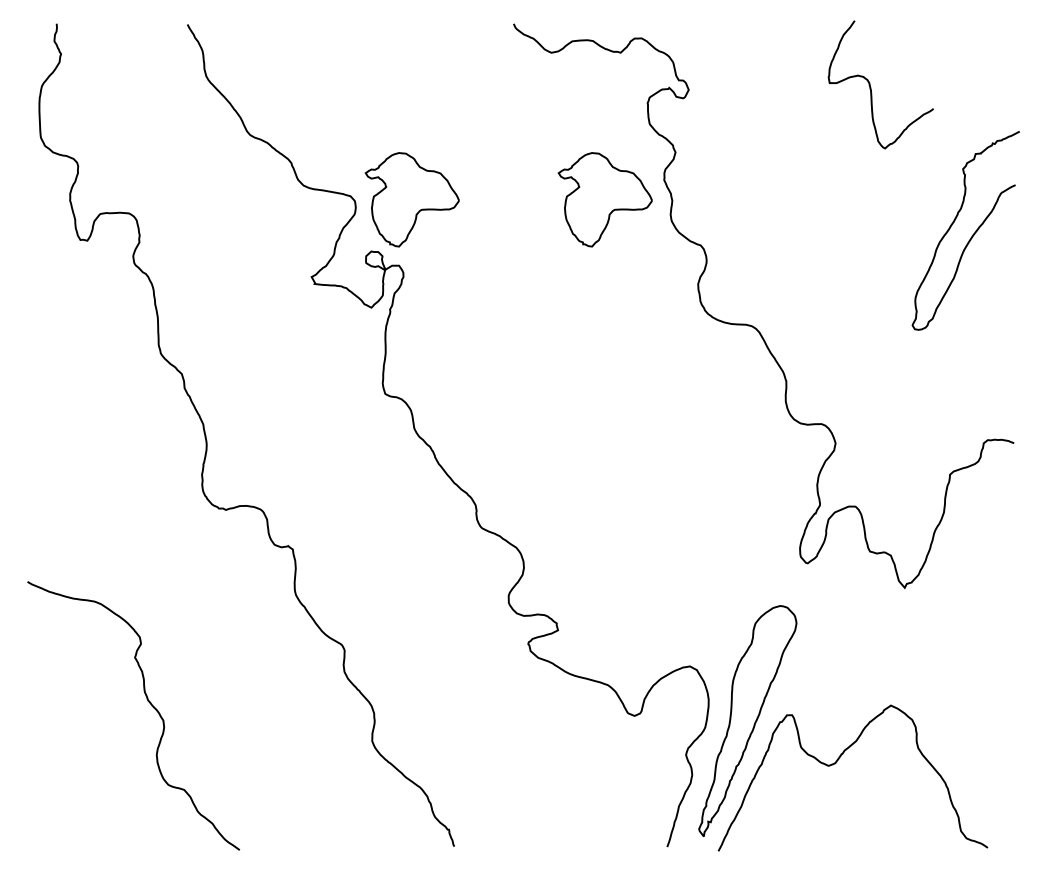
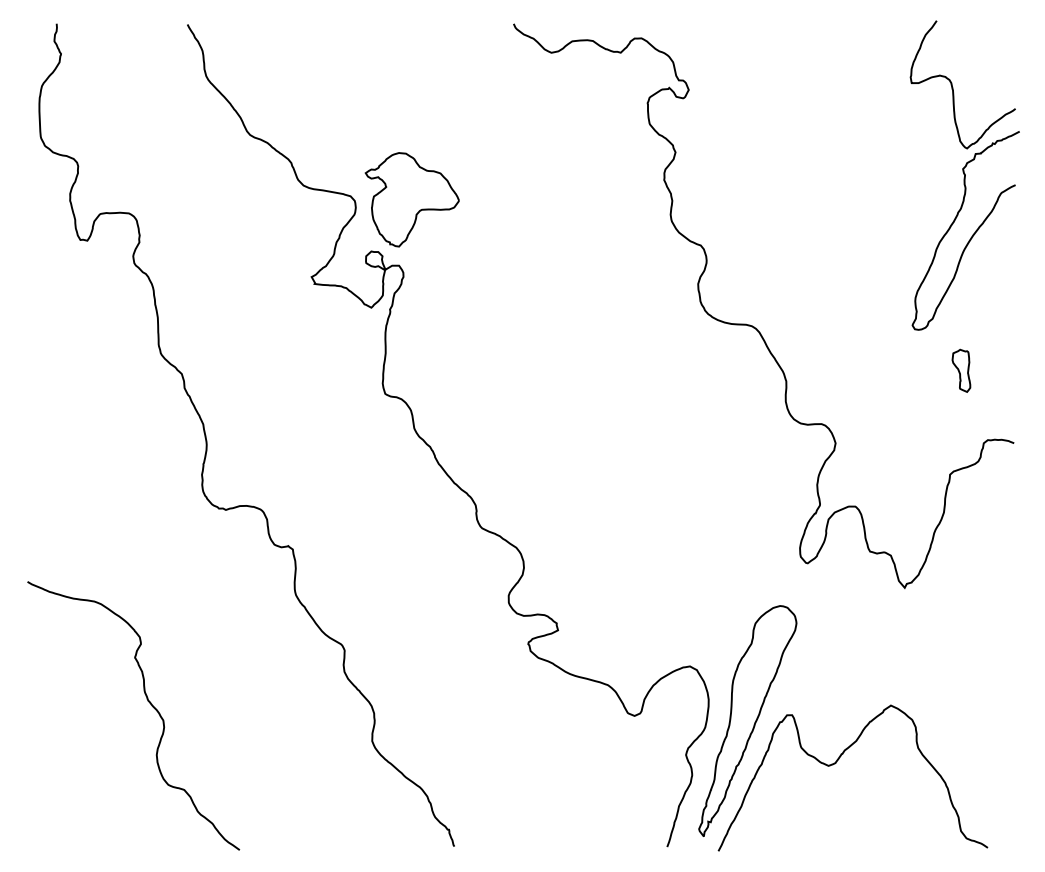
curve position: (871, 87) -> (953, 87) (953, 87)
part: present -> none (604, 199)
part: none -> present (961, 370)
